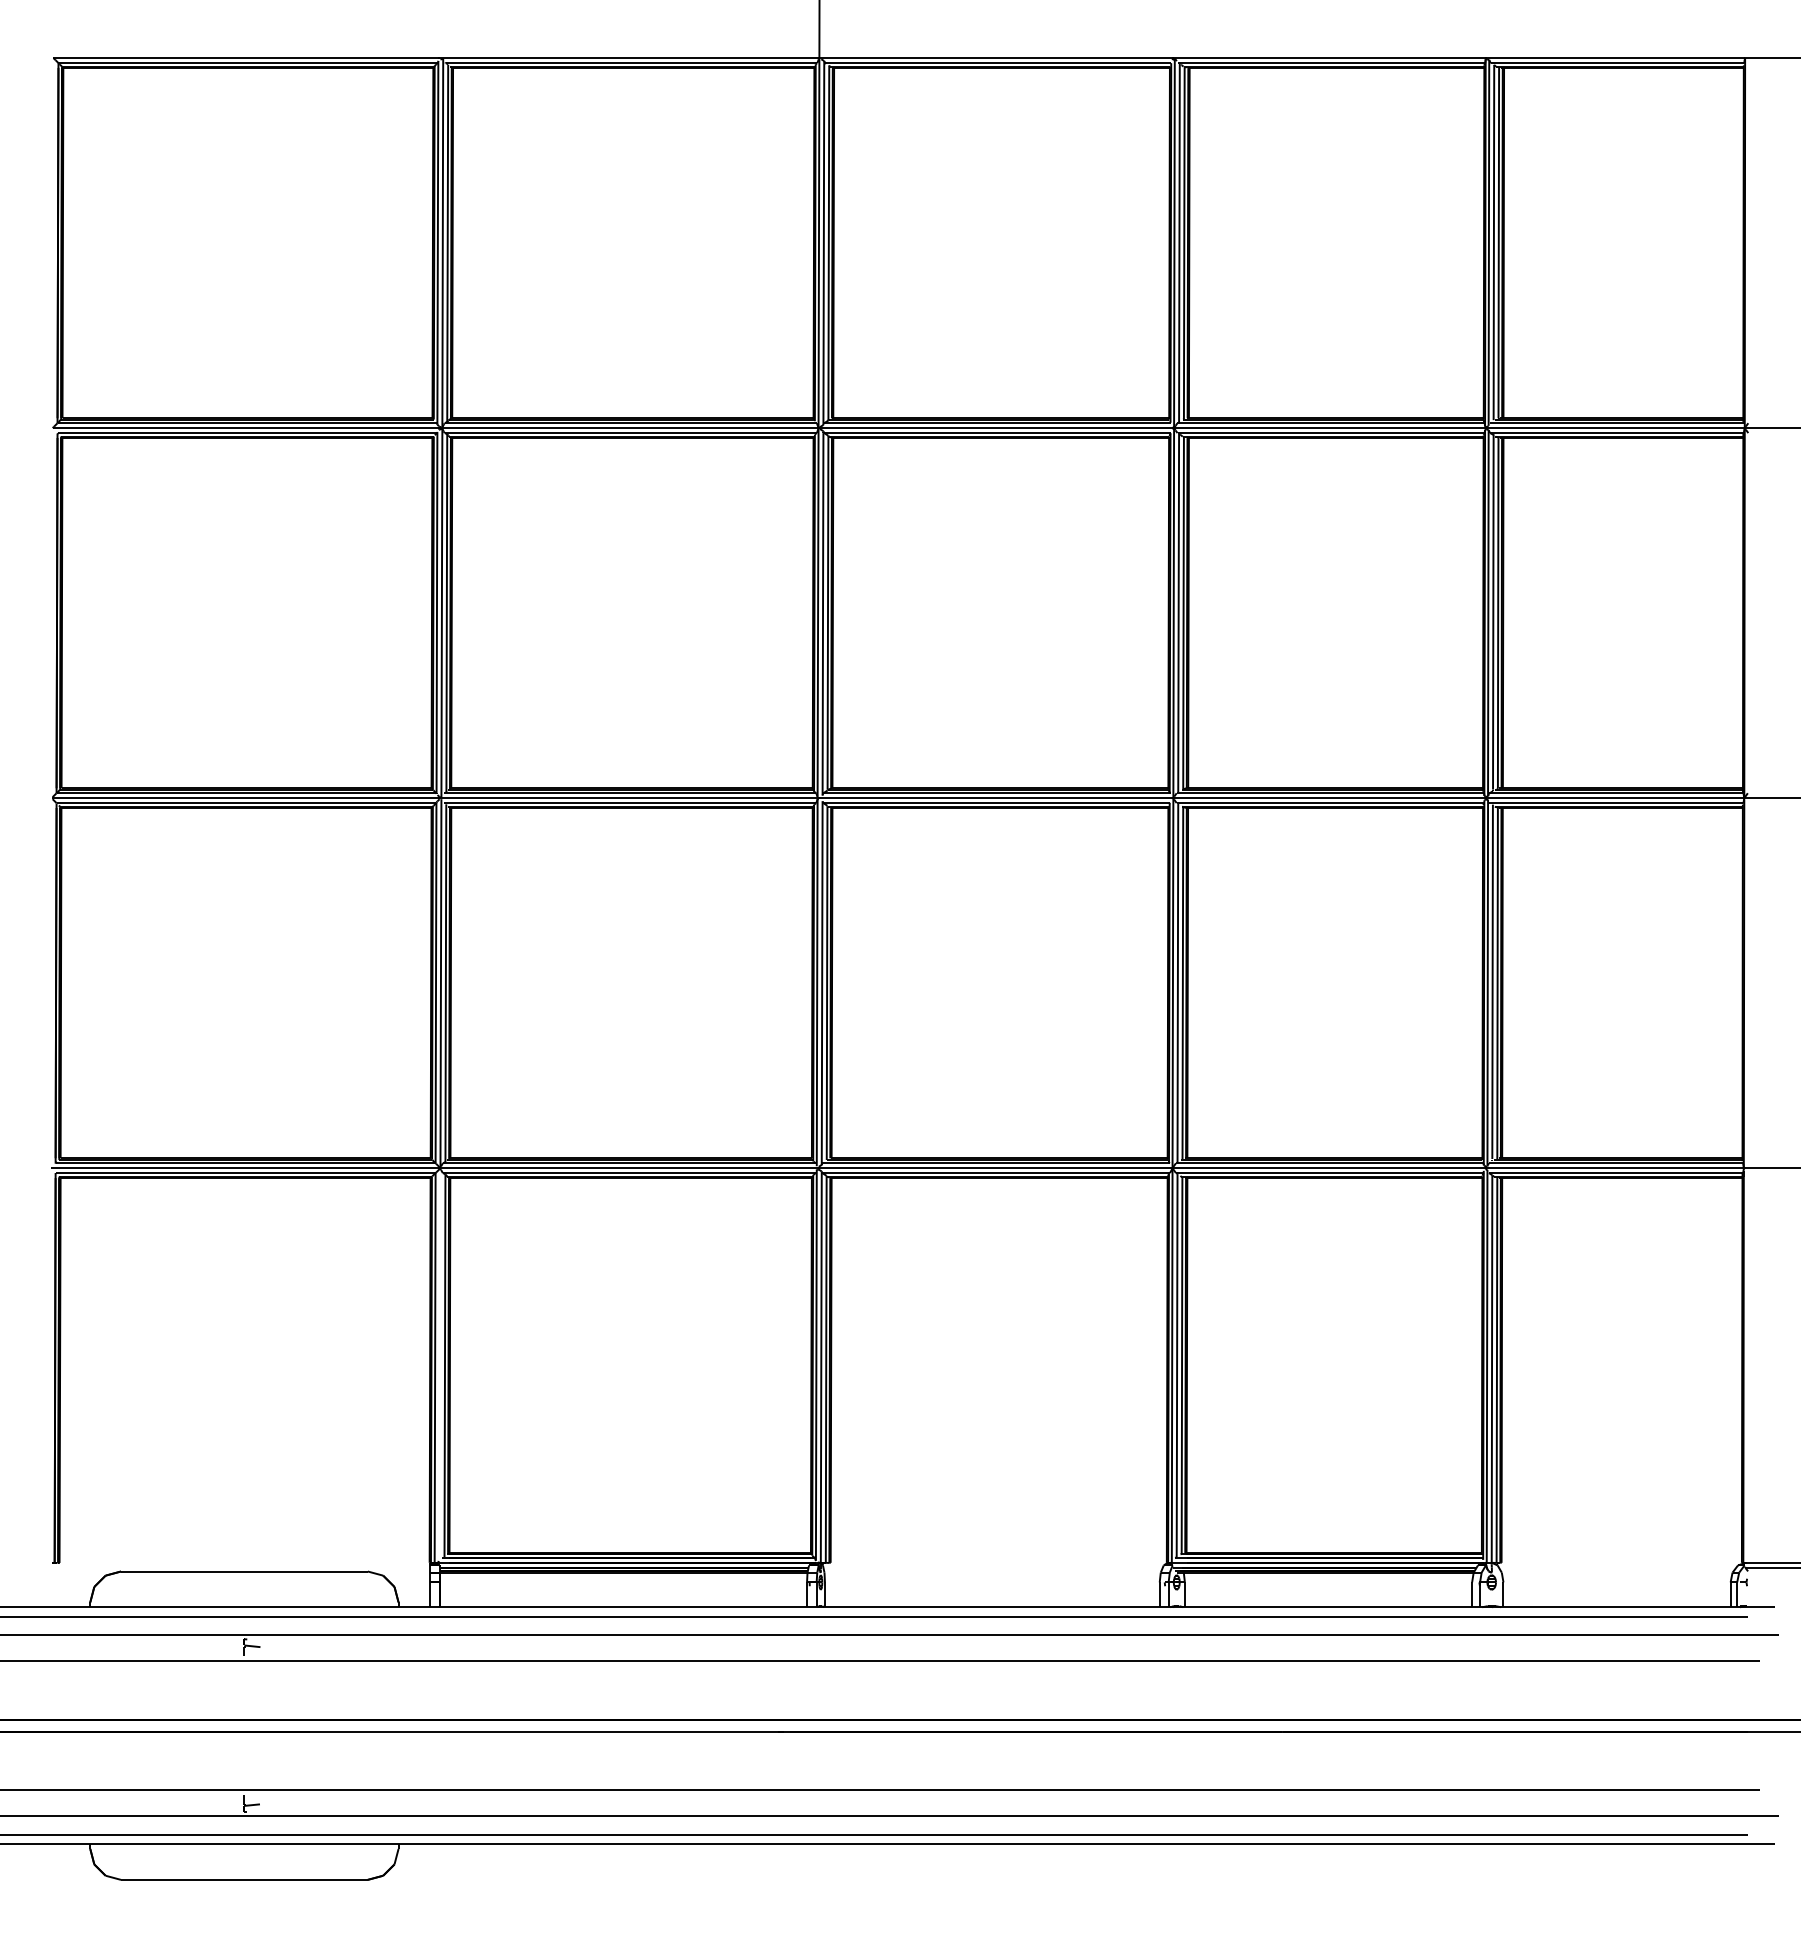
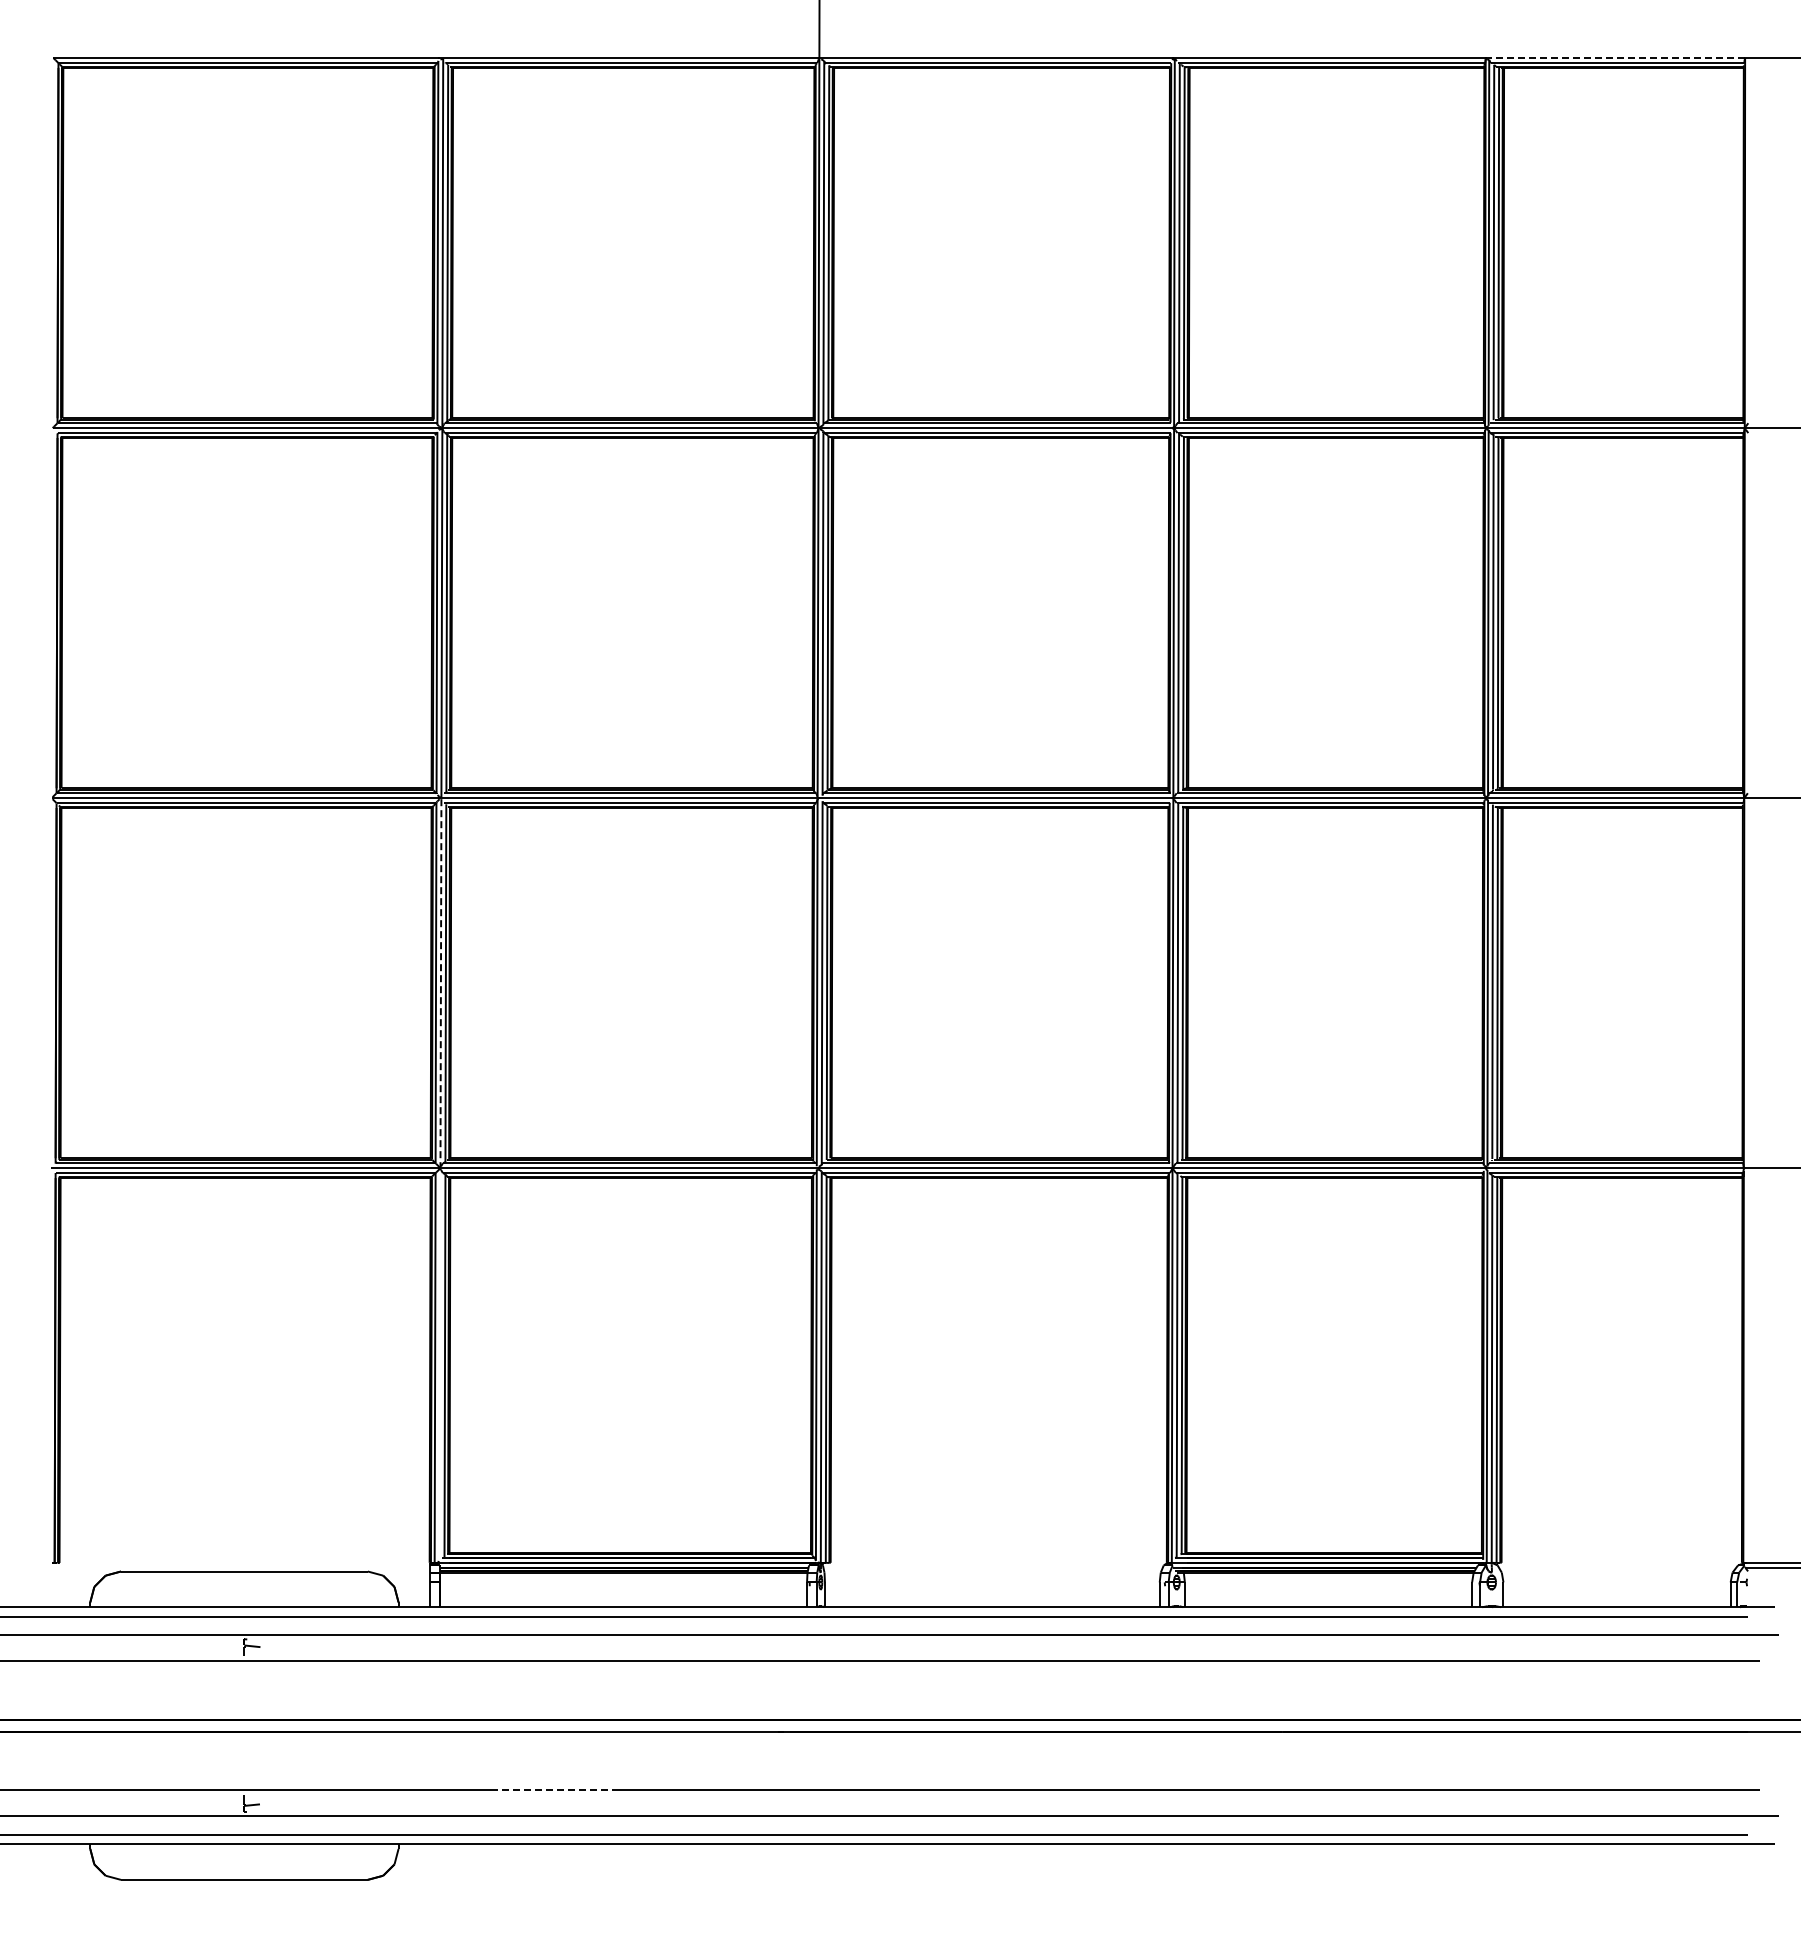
line: solid -> dashed (1614, 58)
line: solid -> dashed (440, 983)
line: solid -> dashed (551, 1790)
